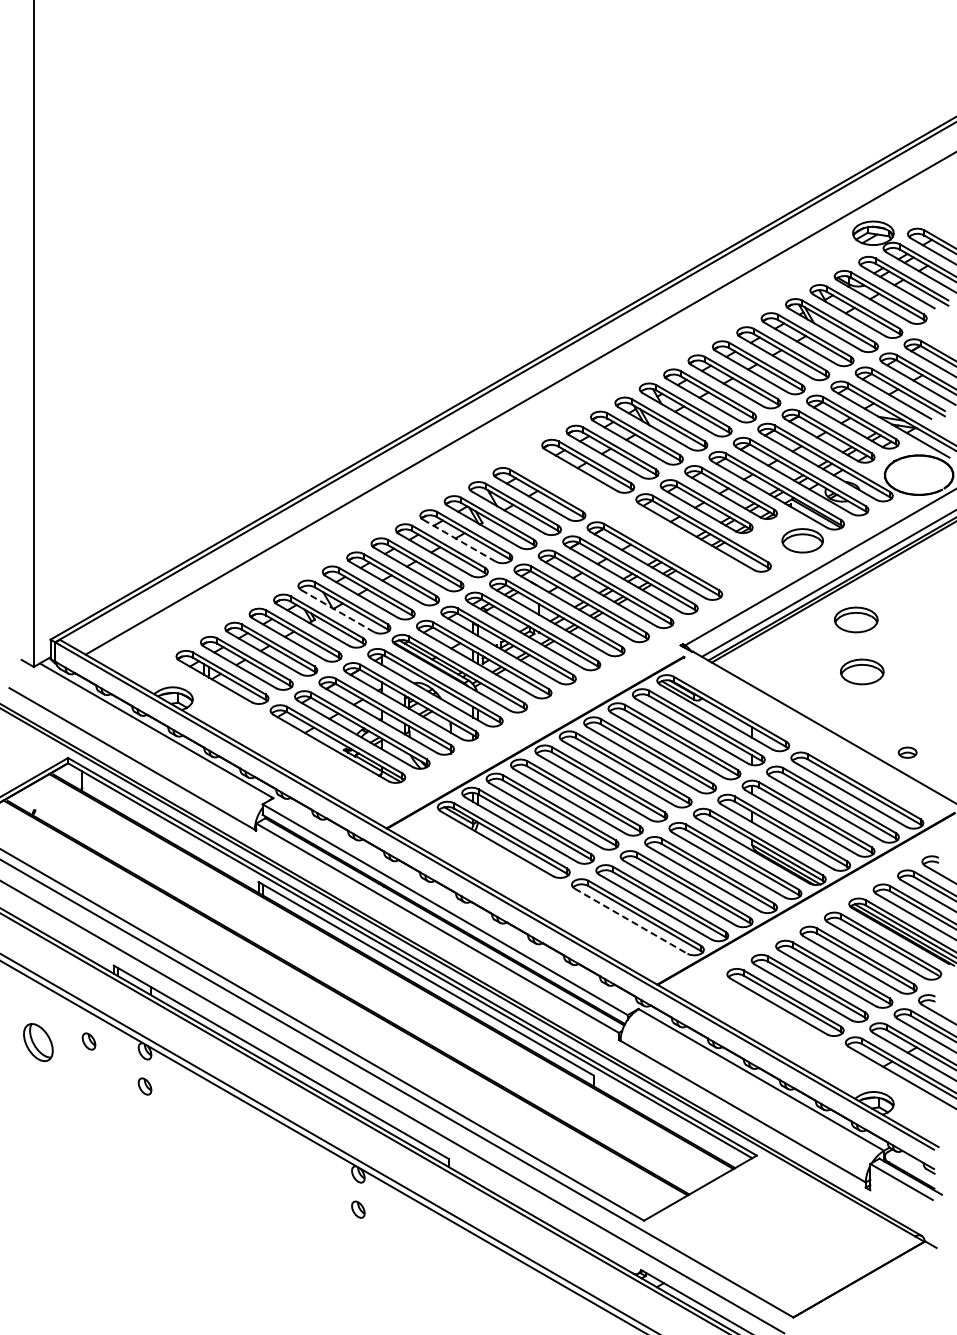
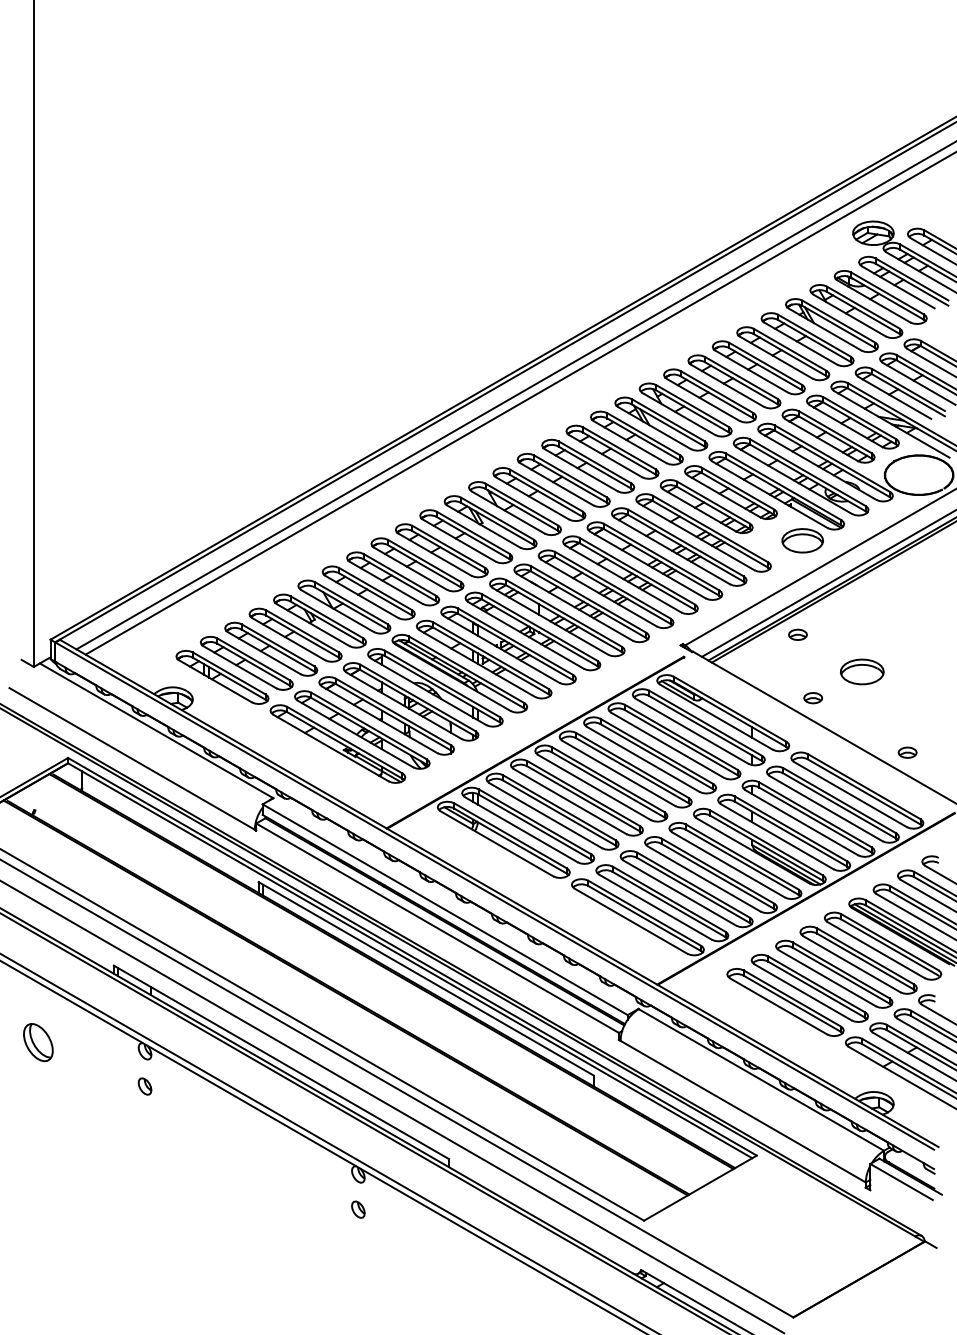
line: none -> present (514, 395)
part: none -> present (631, 519)
line: dashed -> solid (459, 540)
line: dashed -> solid (337, 611)
part: present -> none (856, 619)
part: none -> present (797, 634)
part: none -> present (813, 698)
line: dashed -> solid (631, 921)
part: present -> none (88, 1041)
